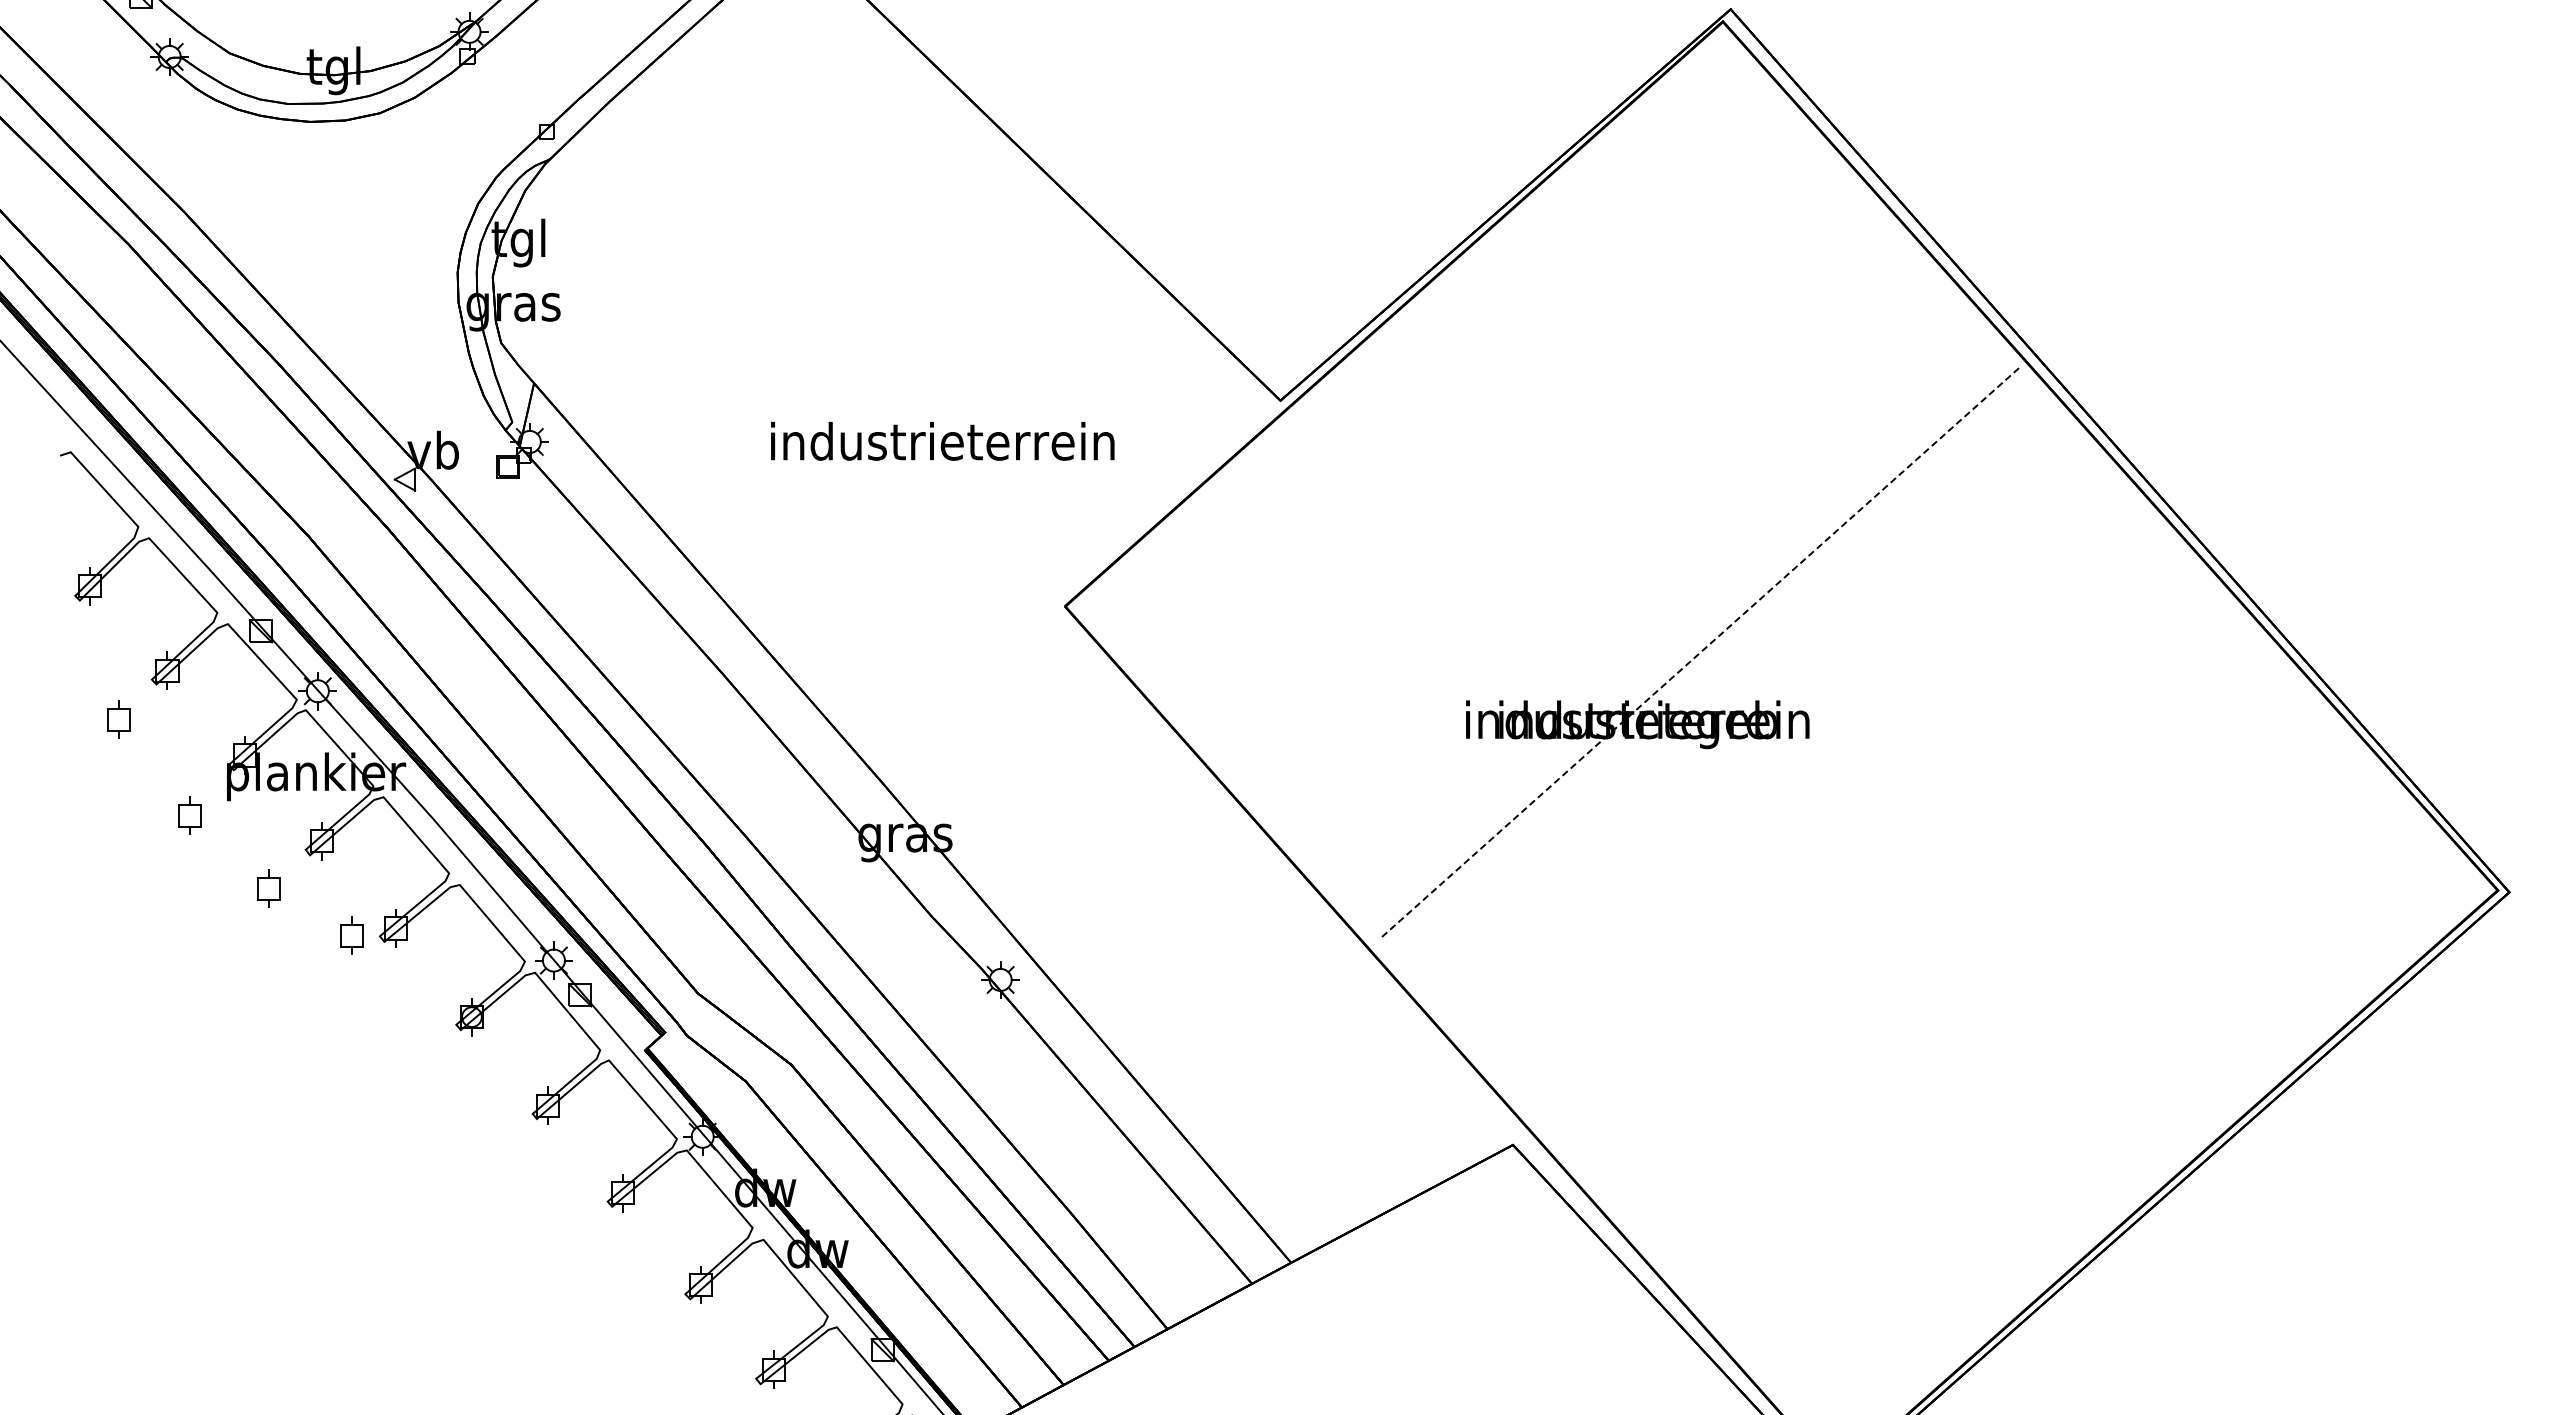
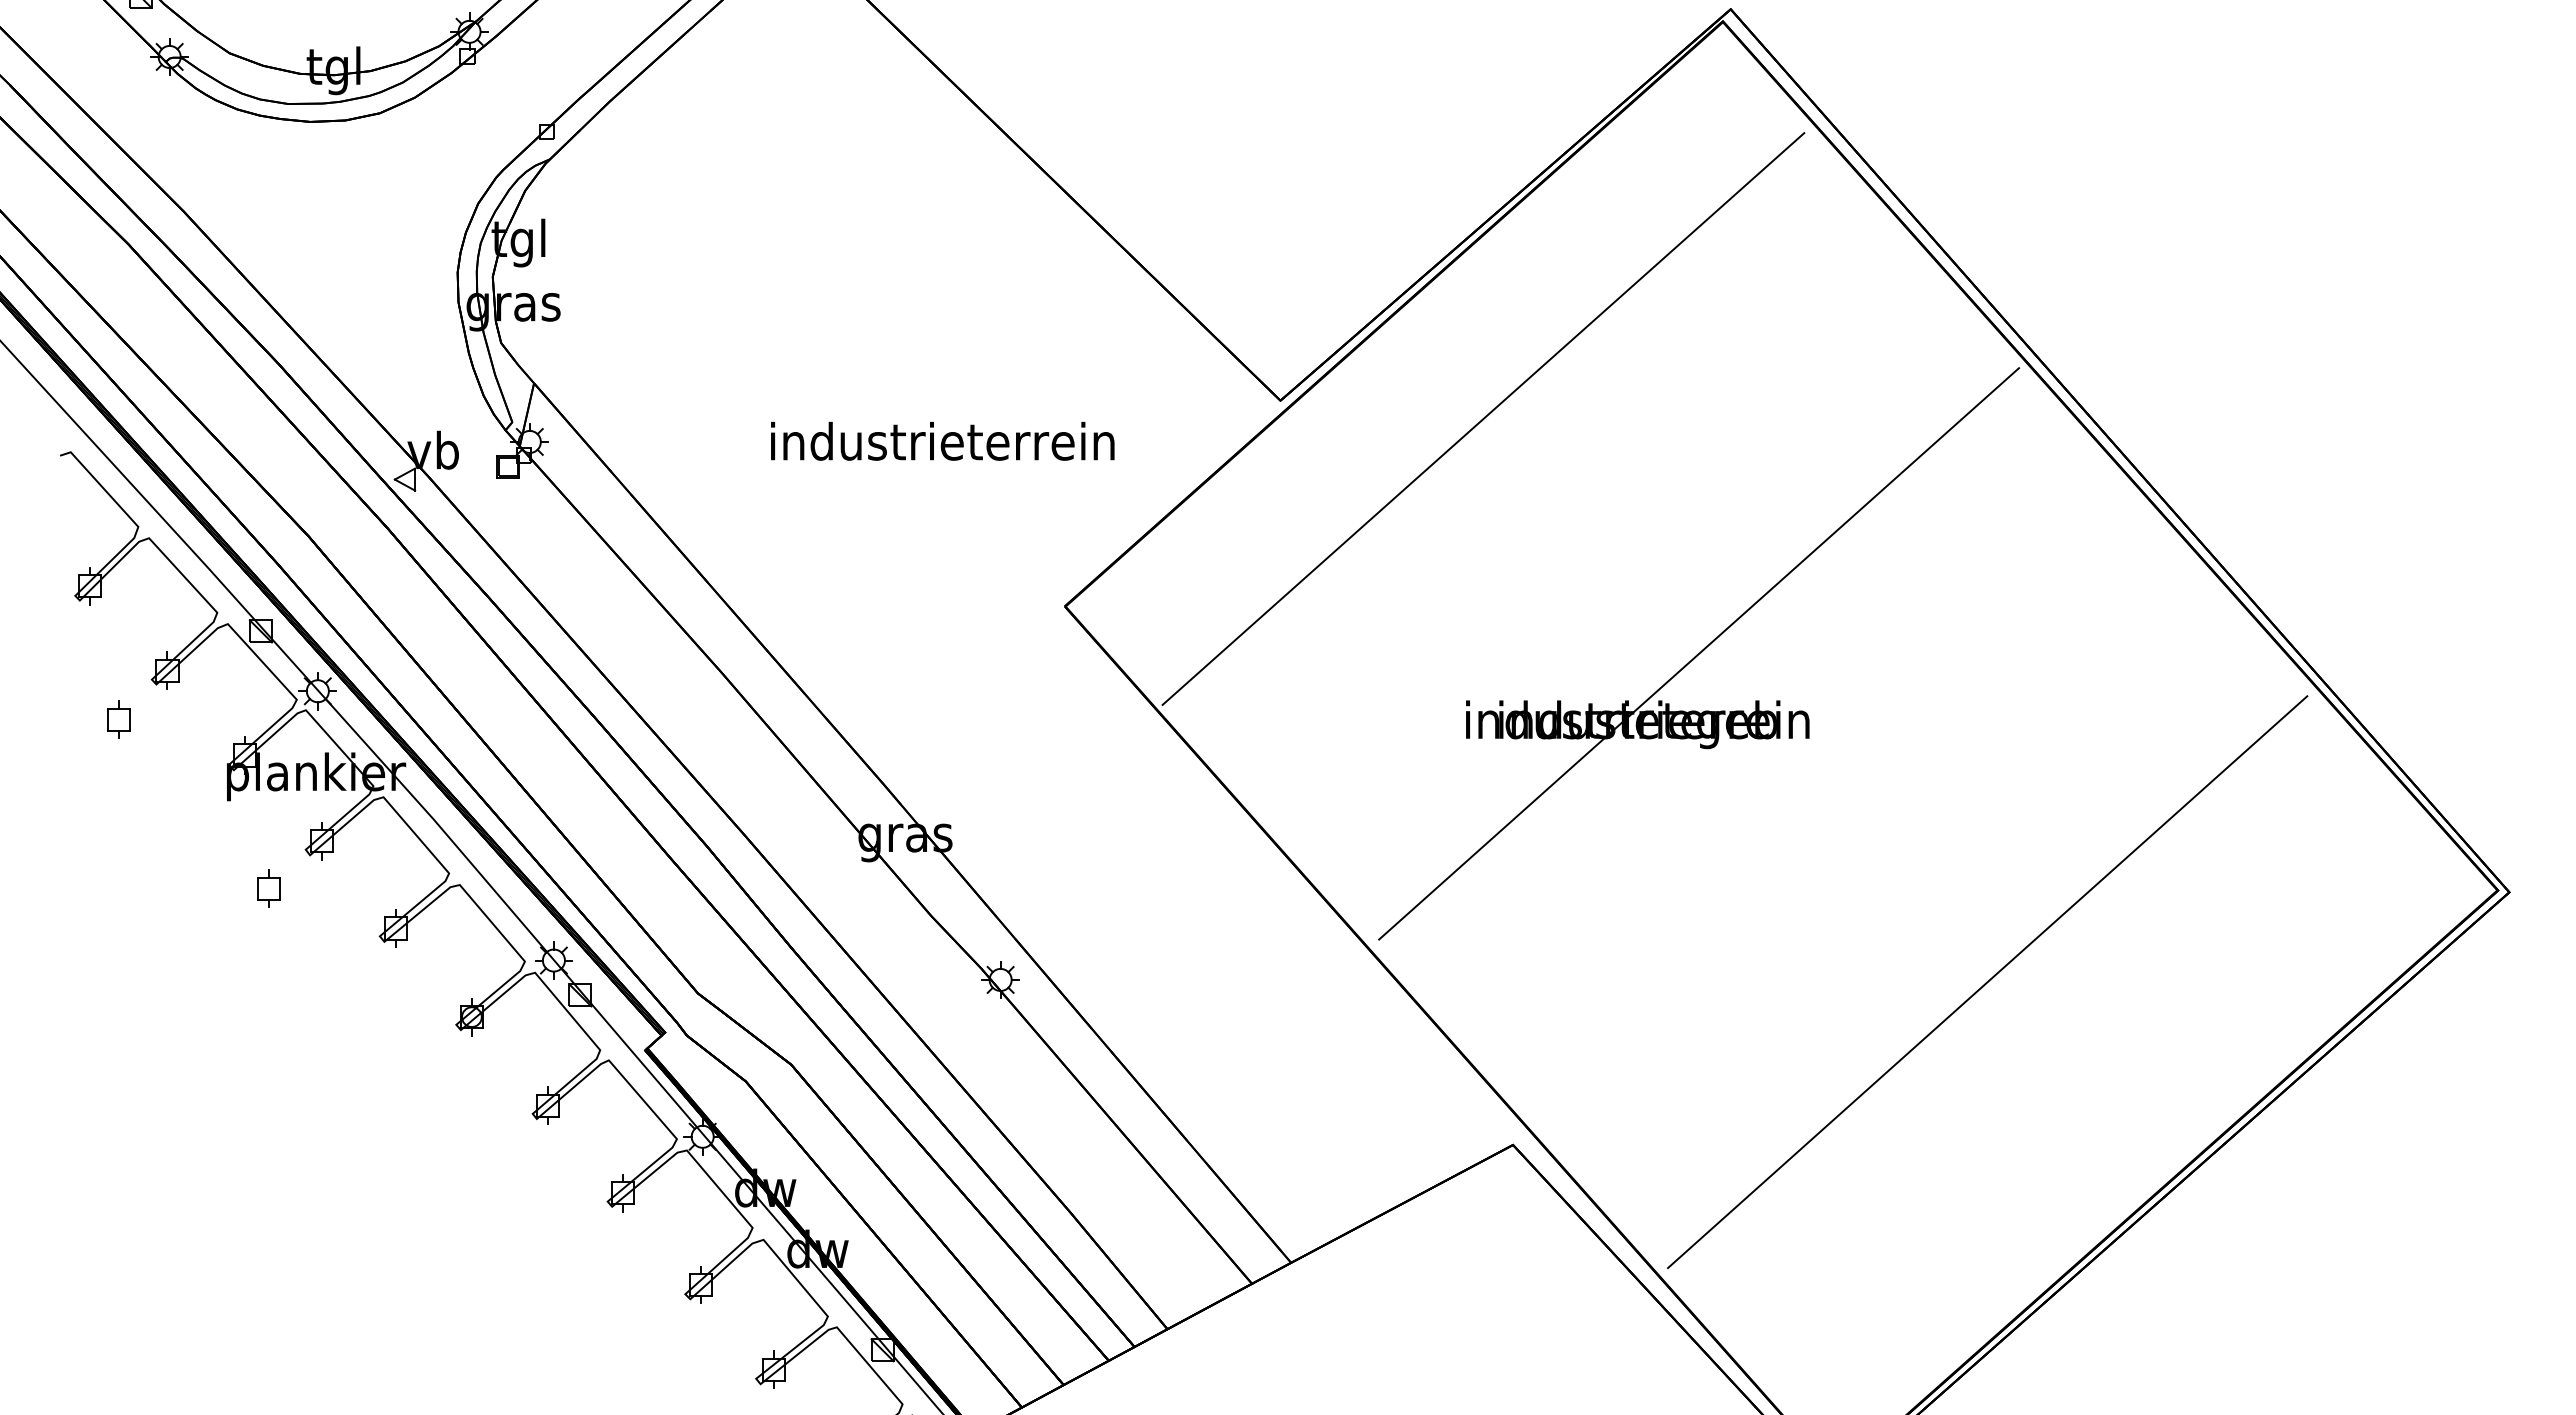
line: none -> present (1483, 418)
line: dashed -> solid (1699, 653)
part: present -> none (189, 815)
part: present -> none (351, 935)
line: none -> present (1987, 982)
